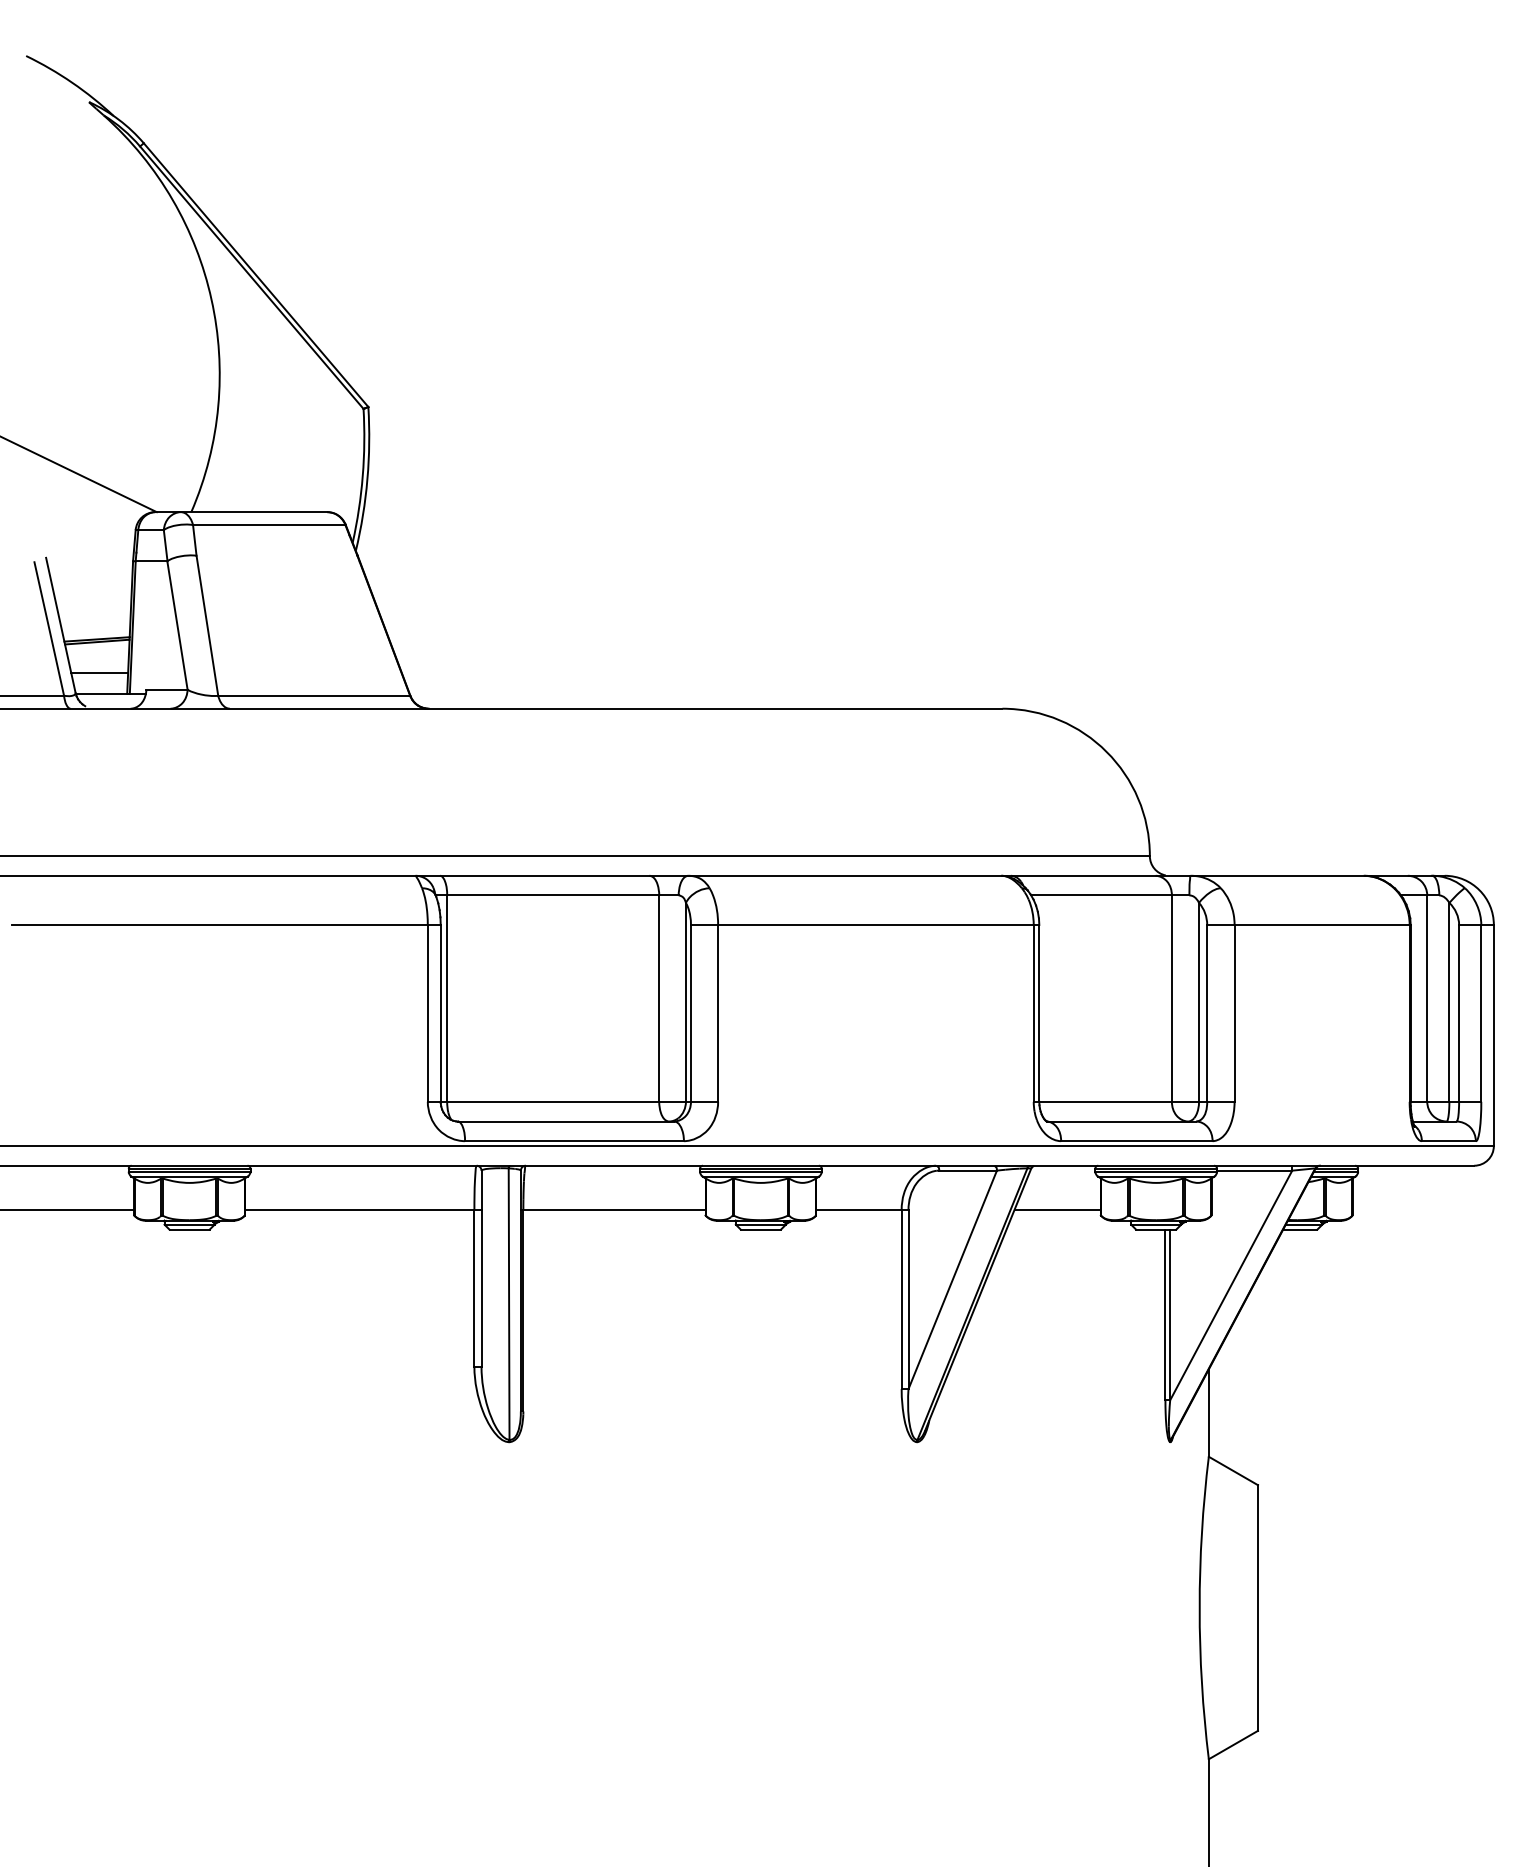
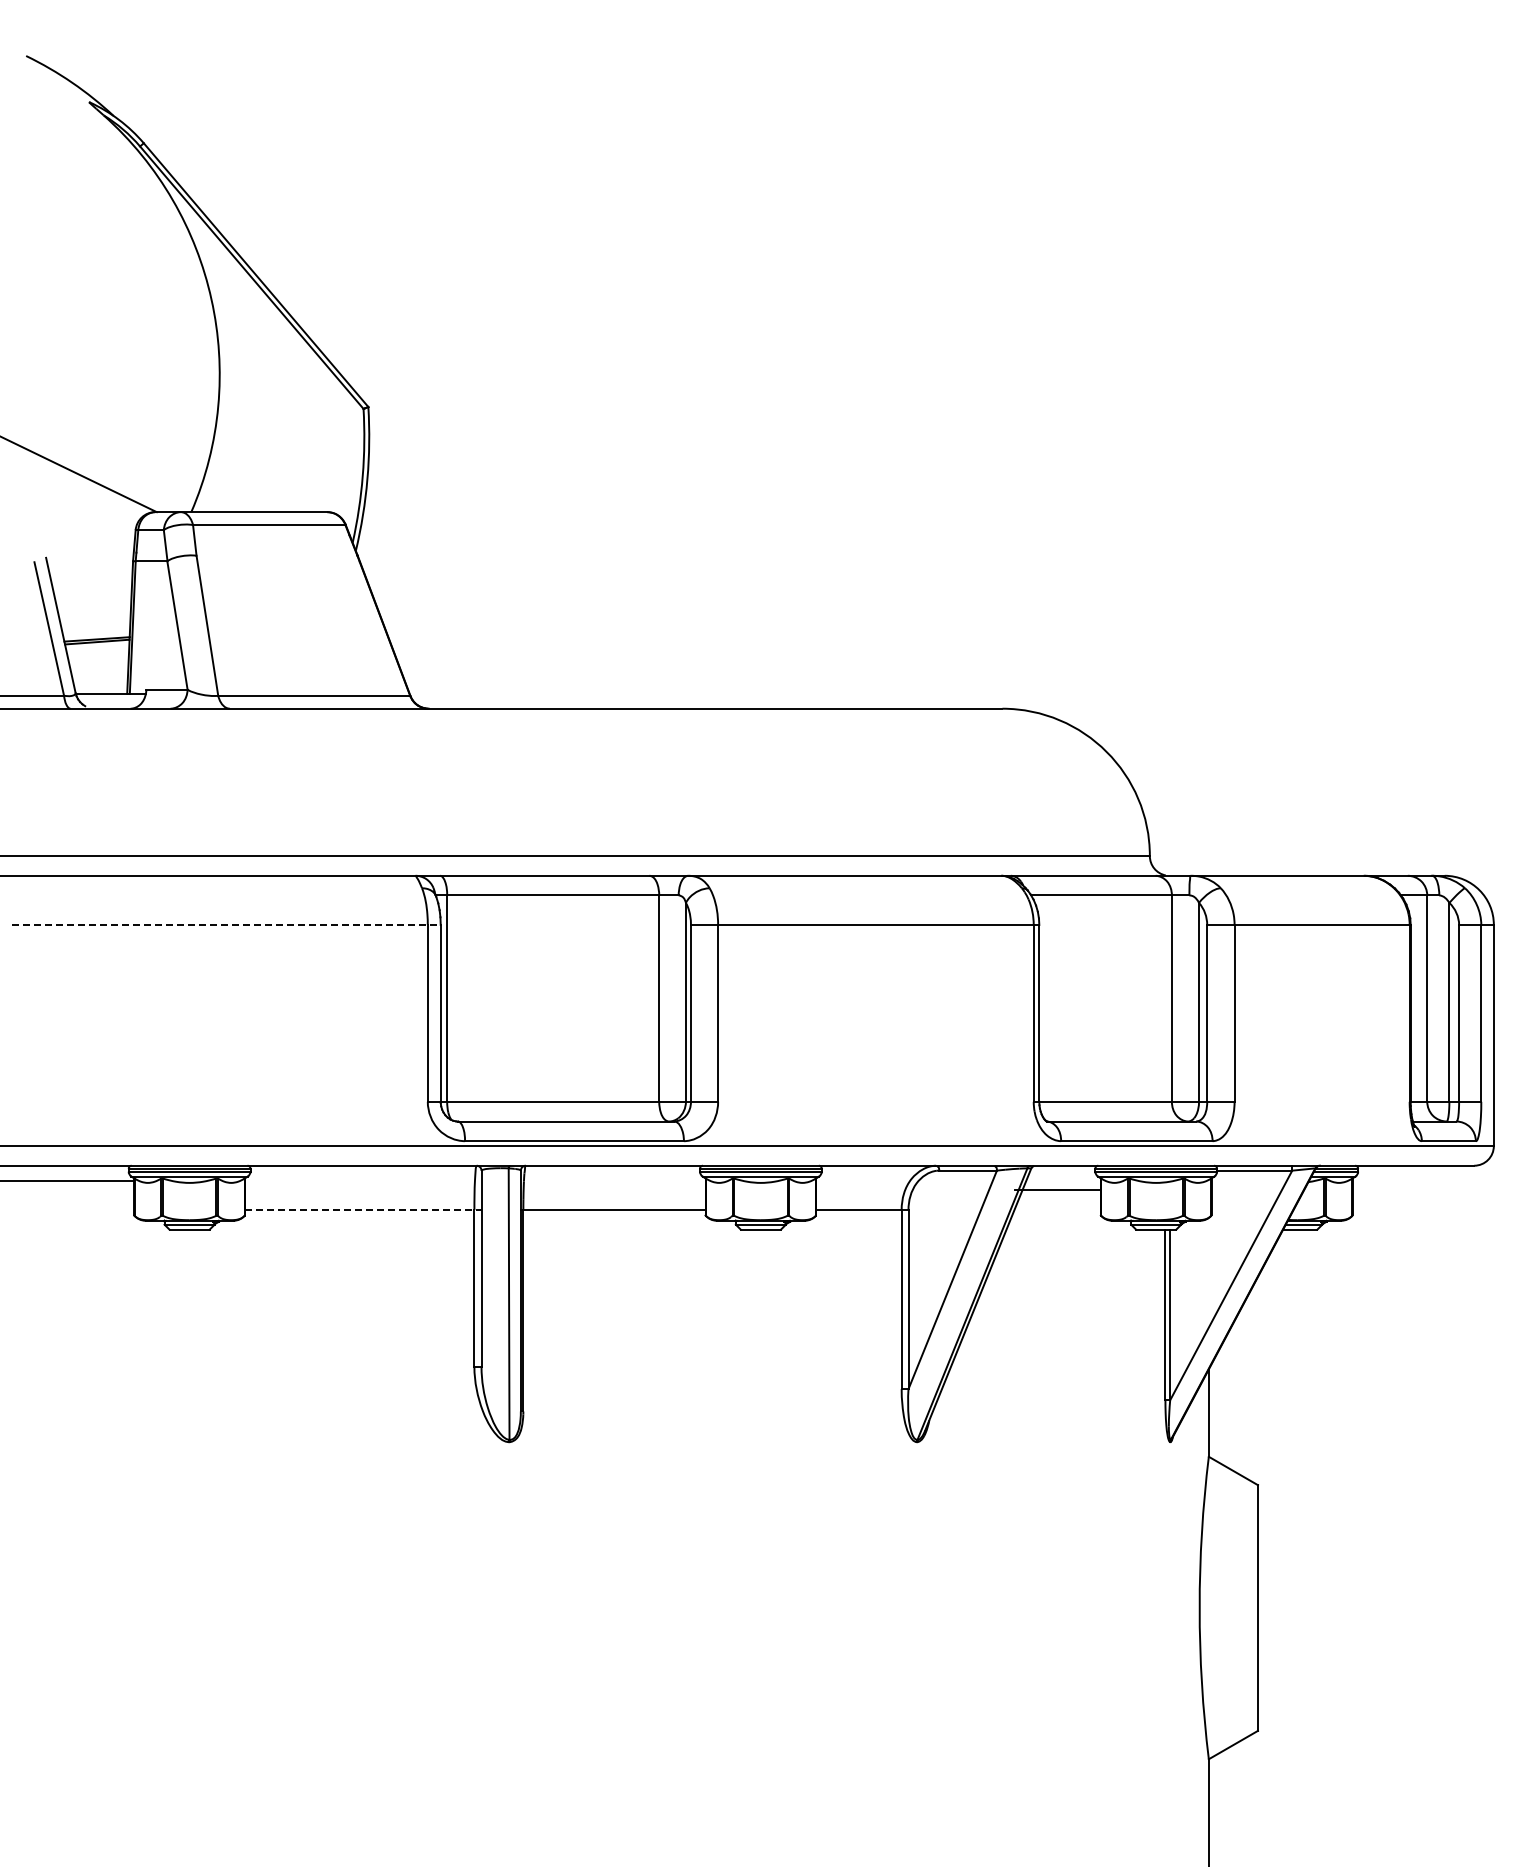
line: present -> none (99, 673)
line: solid -> dashed (226, 924)
line position: (68, 1209) -> (68, 1180) (68, 1180)
line: solid -> dashed (363, 1209)
line position: (1057, 1209) -> (1057, 1189) (1057, 1189)
